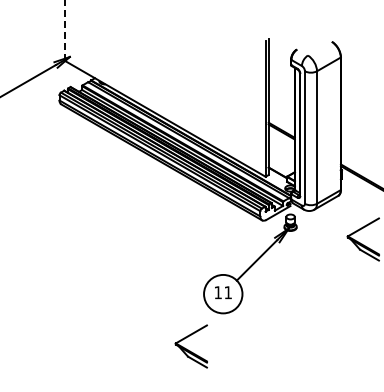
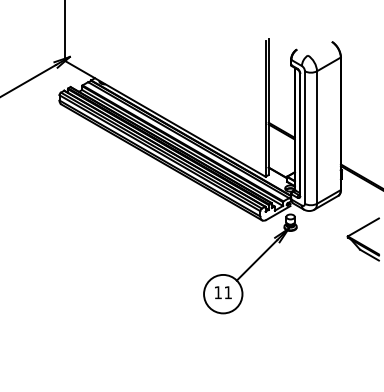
line: dashed -> solid (64, 30)
part: present -> none (190, 346)
